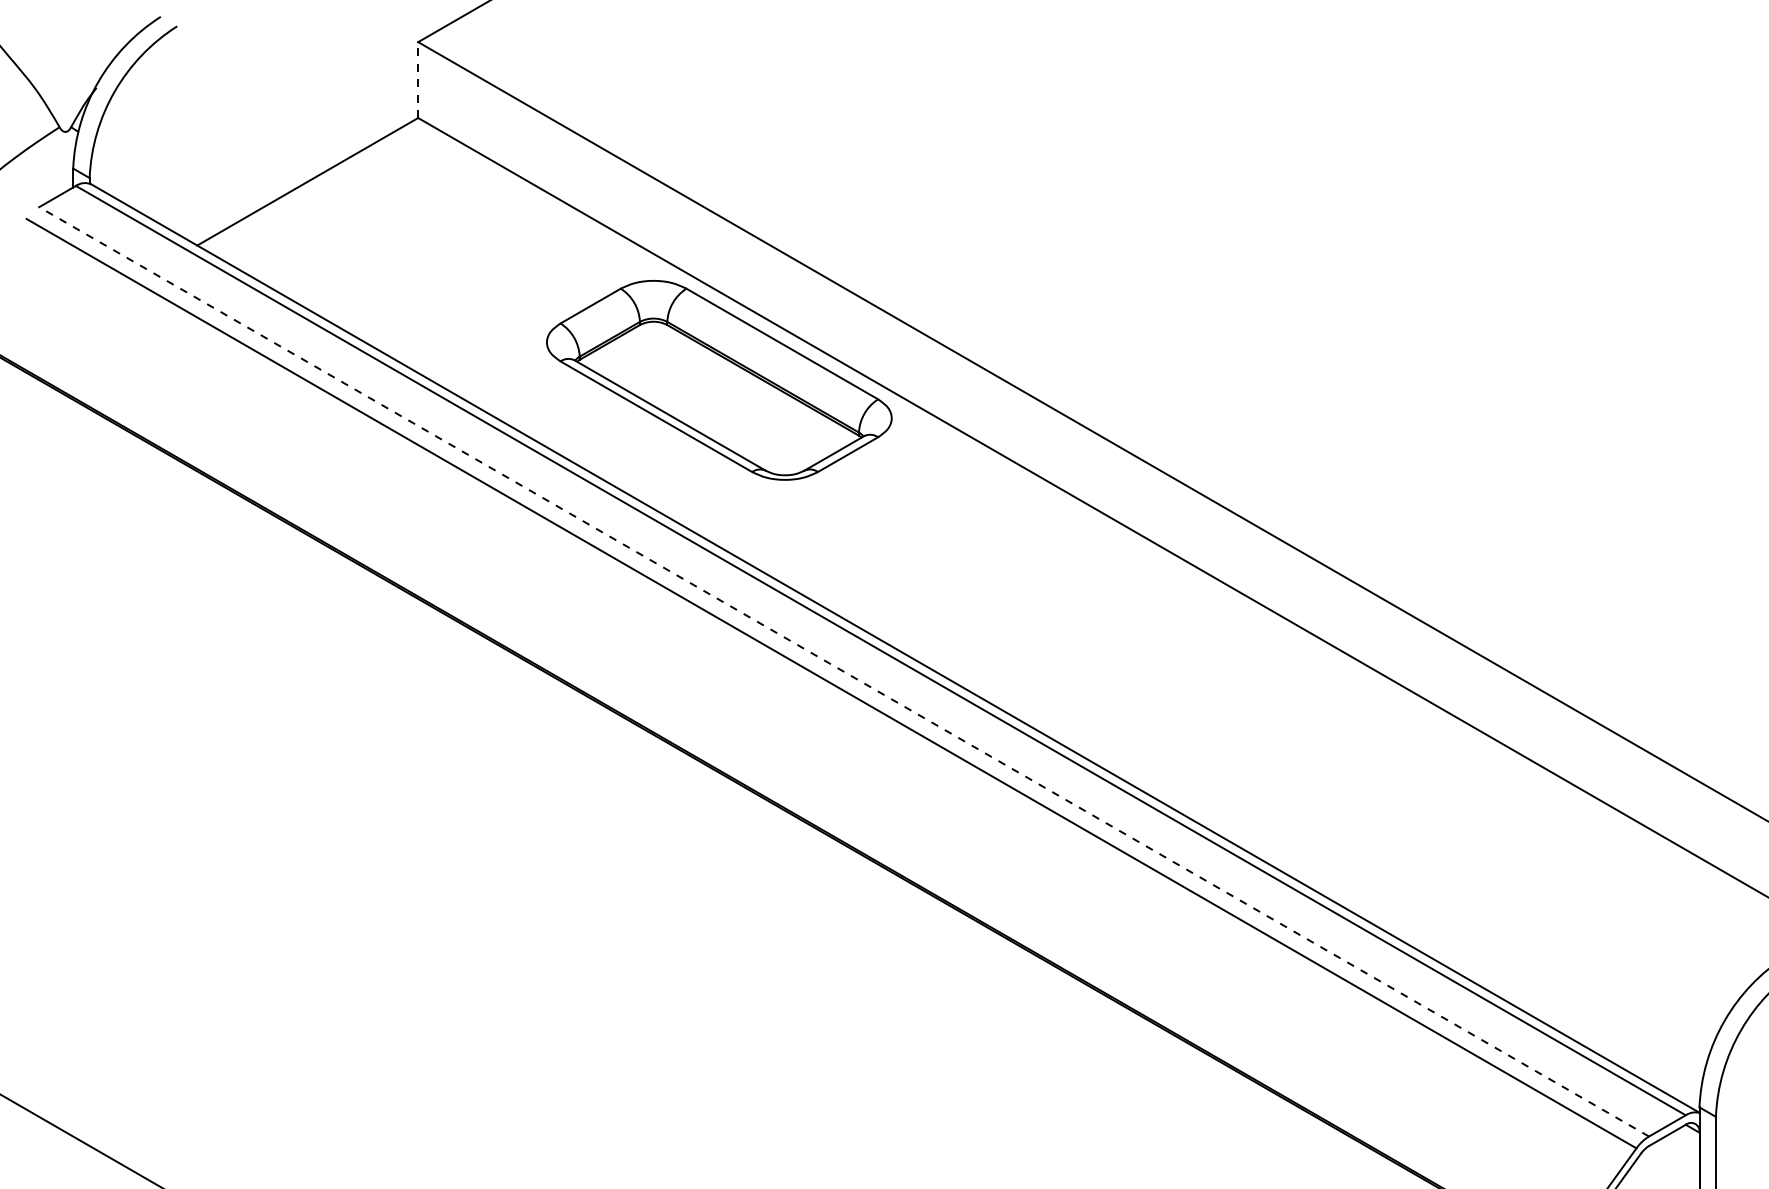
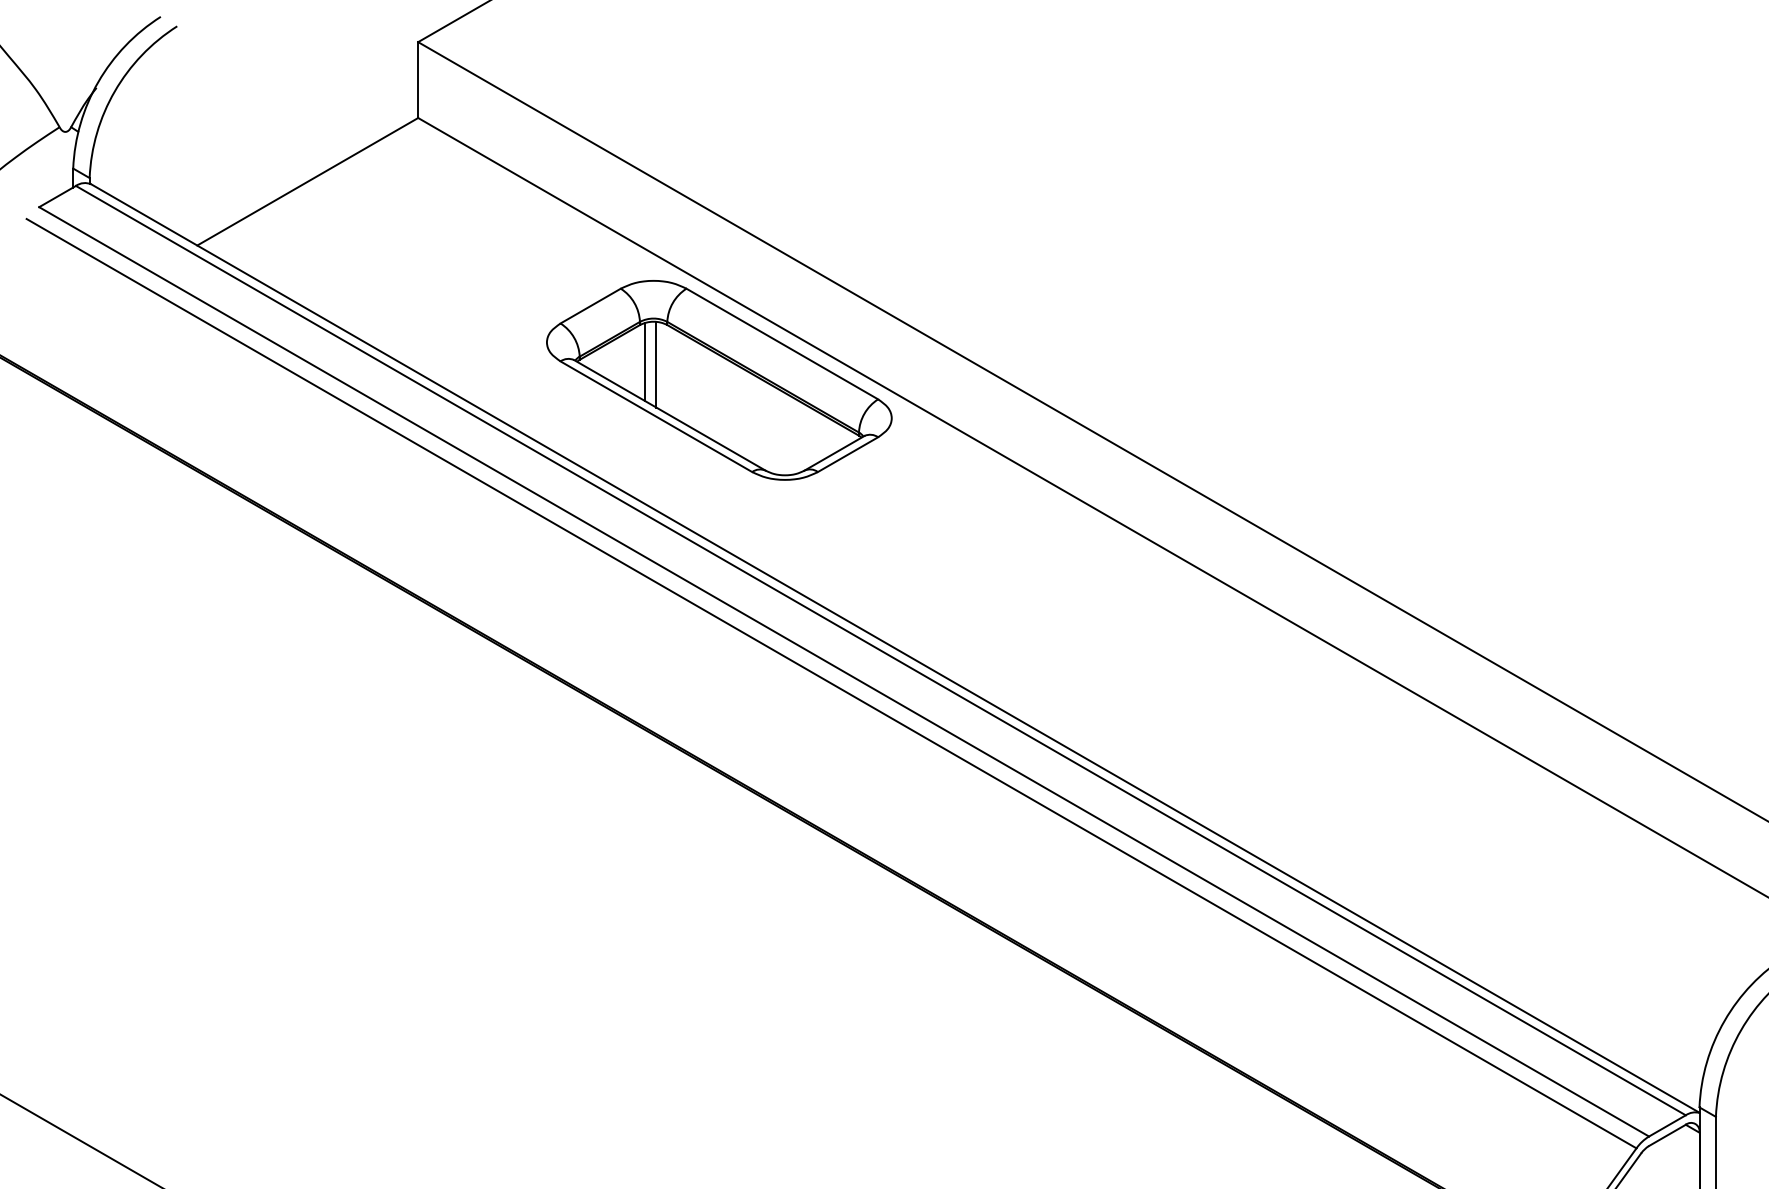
line: dashed -> solid (418, 80)
line: none -> present (645, 361)
line: none -> present (656, 364)
line: dashed -> solid (843, 671)
